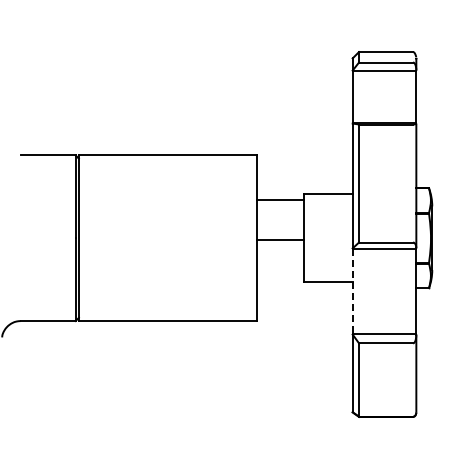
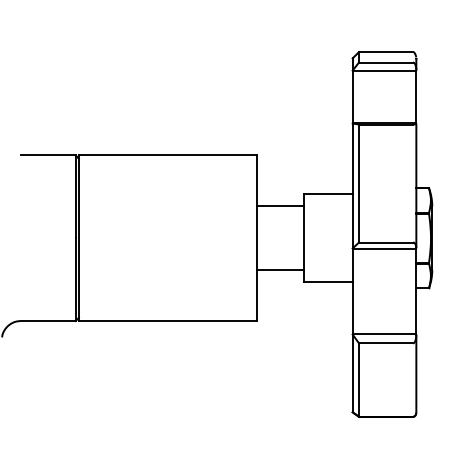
line position: (280, 200) -> (280, 206) (280, 206)
line position: (280, 240) -> (280, 270) (280, 270)
line: dashed -> solid (352, 291)
